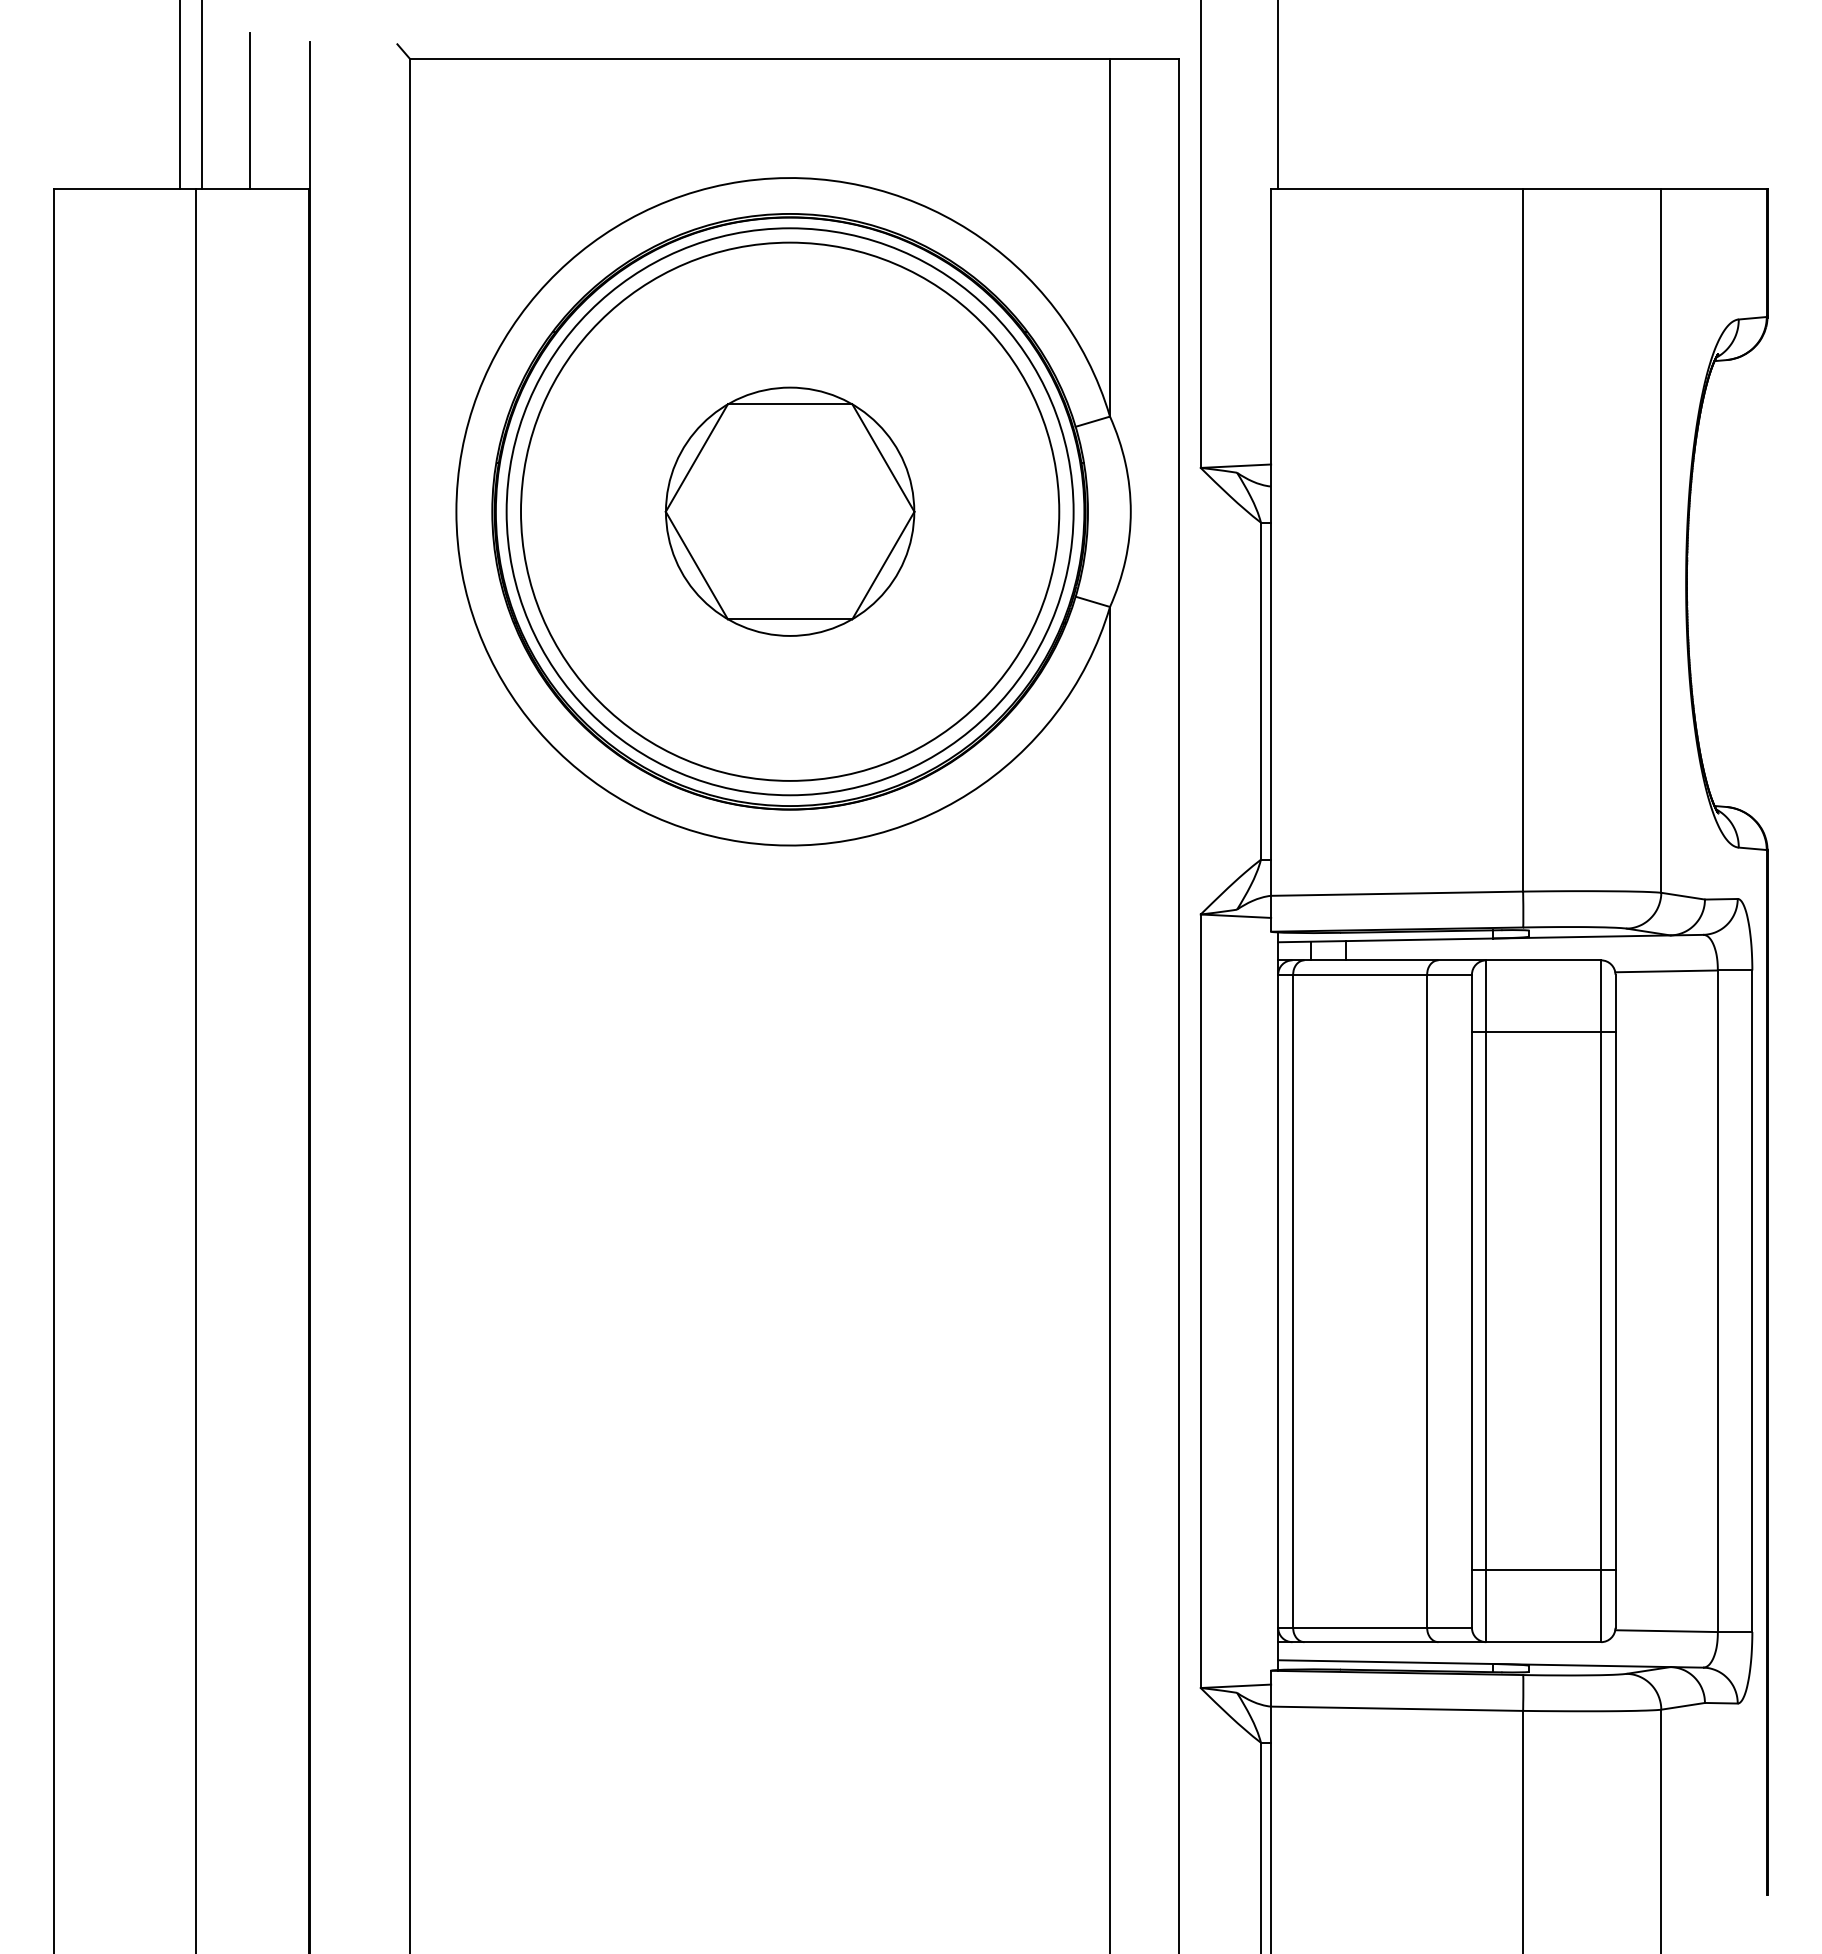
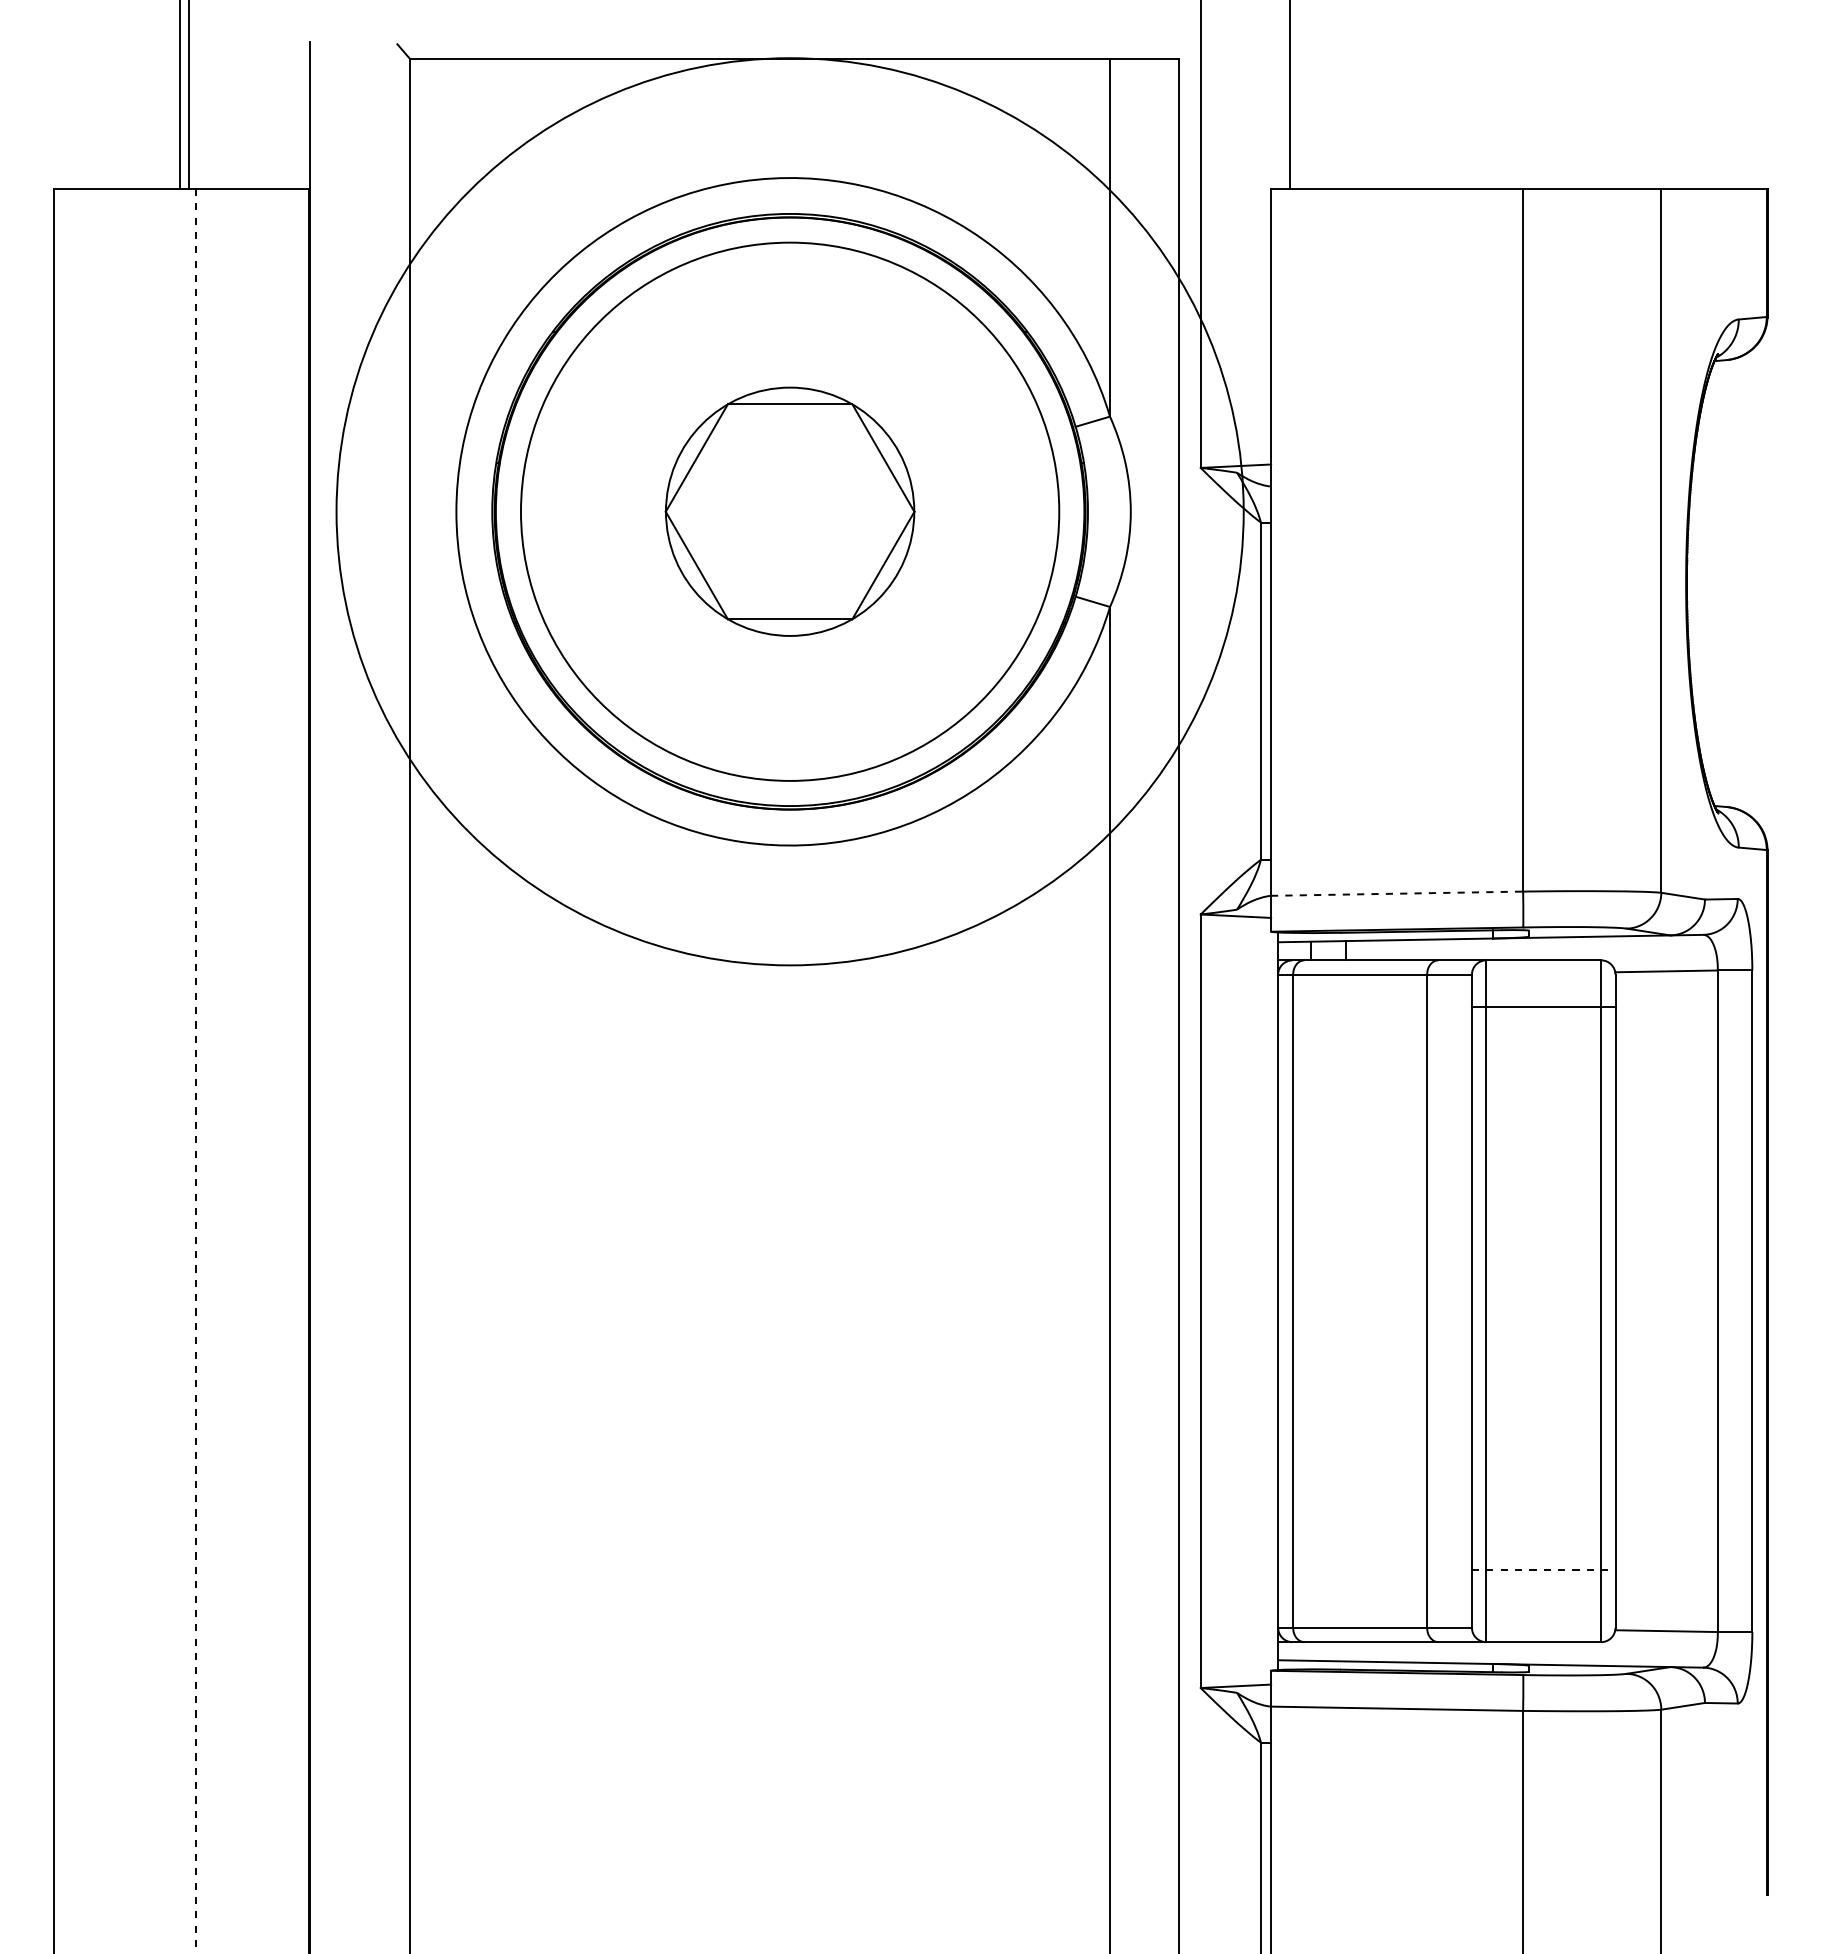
line position: (201, 95) -> (188, 95) (188, 95)
line position: (1278, 95) -> (1290, 95) (1290, 95)
line: present -> none (250, 110)
circle diameter: 567 px -> 907 px (789, 511)
line: solid -> dashed (1397, 893)
line position: (1543, 1032) -> (1543, 1007) (1543, 1007)
line: solid -> dashed (195, 1071)
line: solid -> dashed (1543, 1570)
